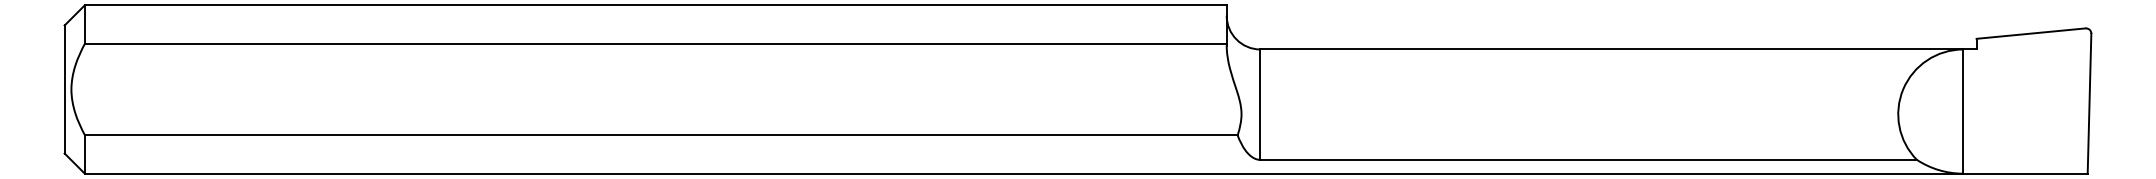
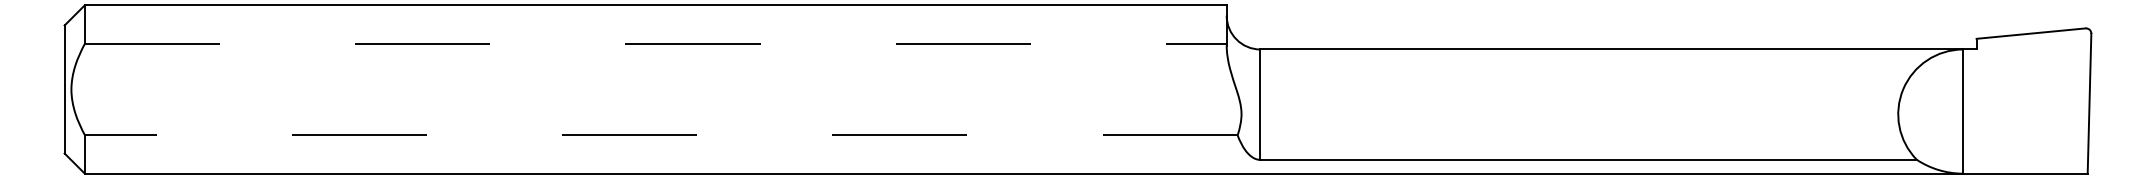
line: solid -> dashed (655, 43)
line: solid -> dashed (660, 135)
